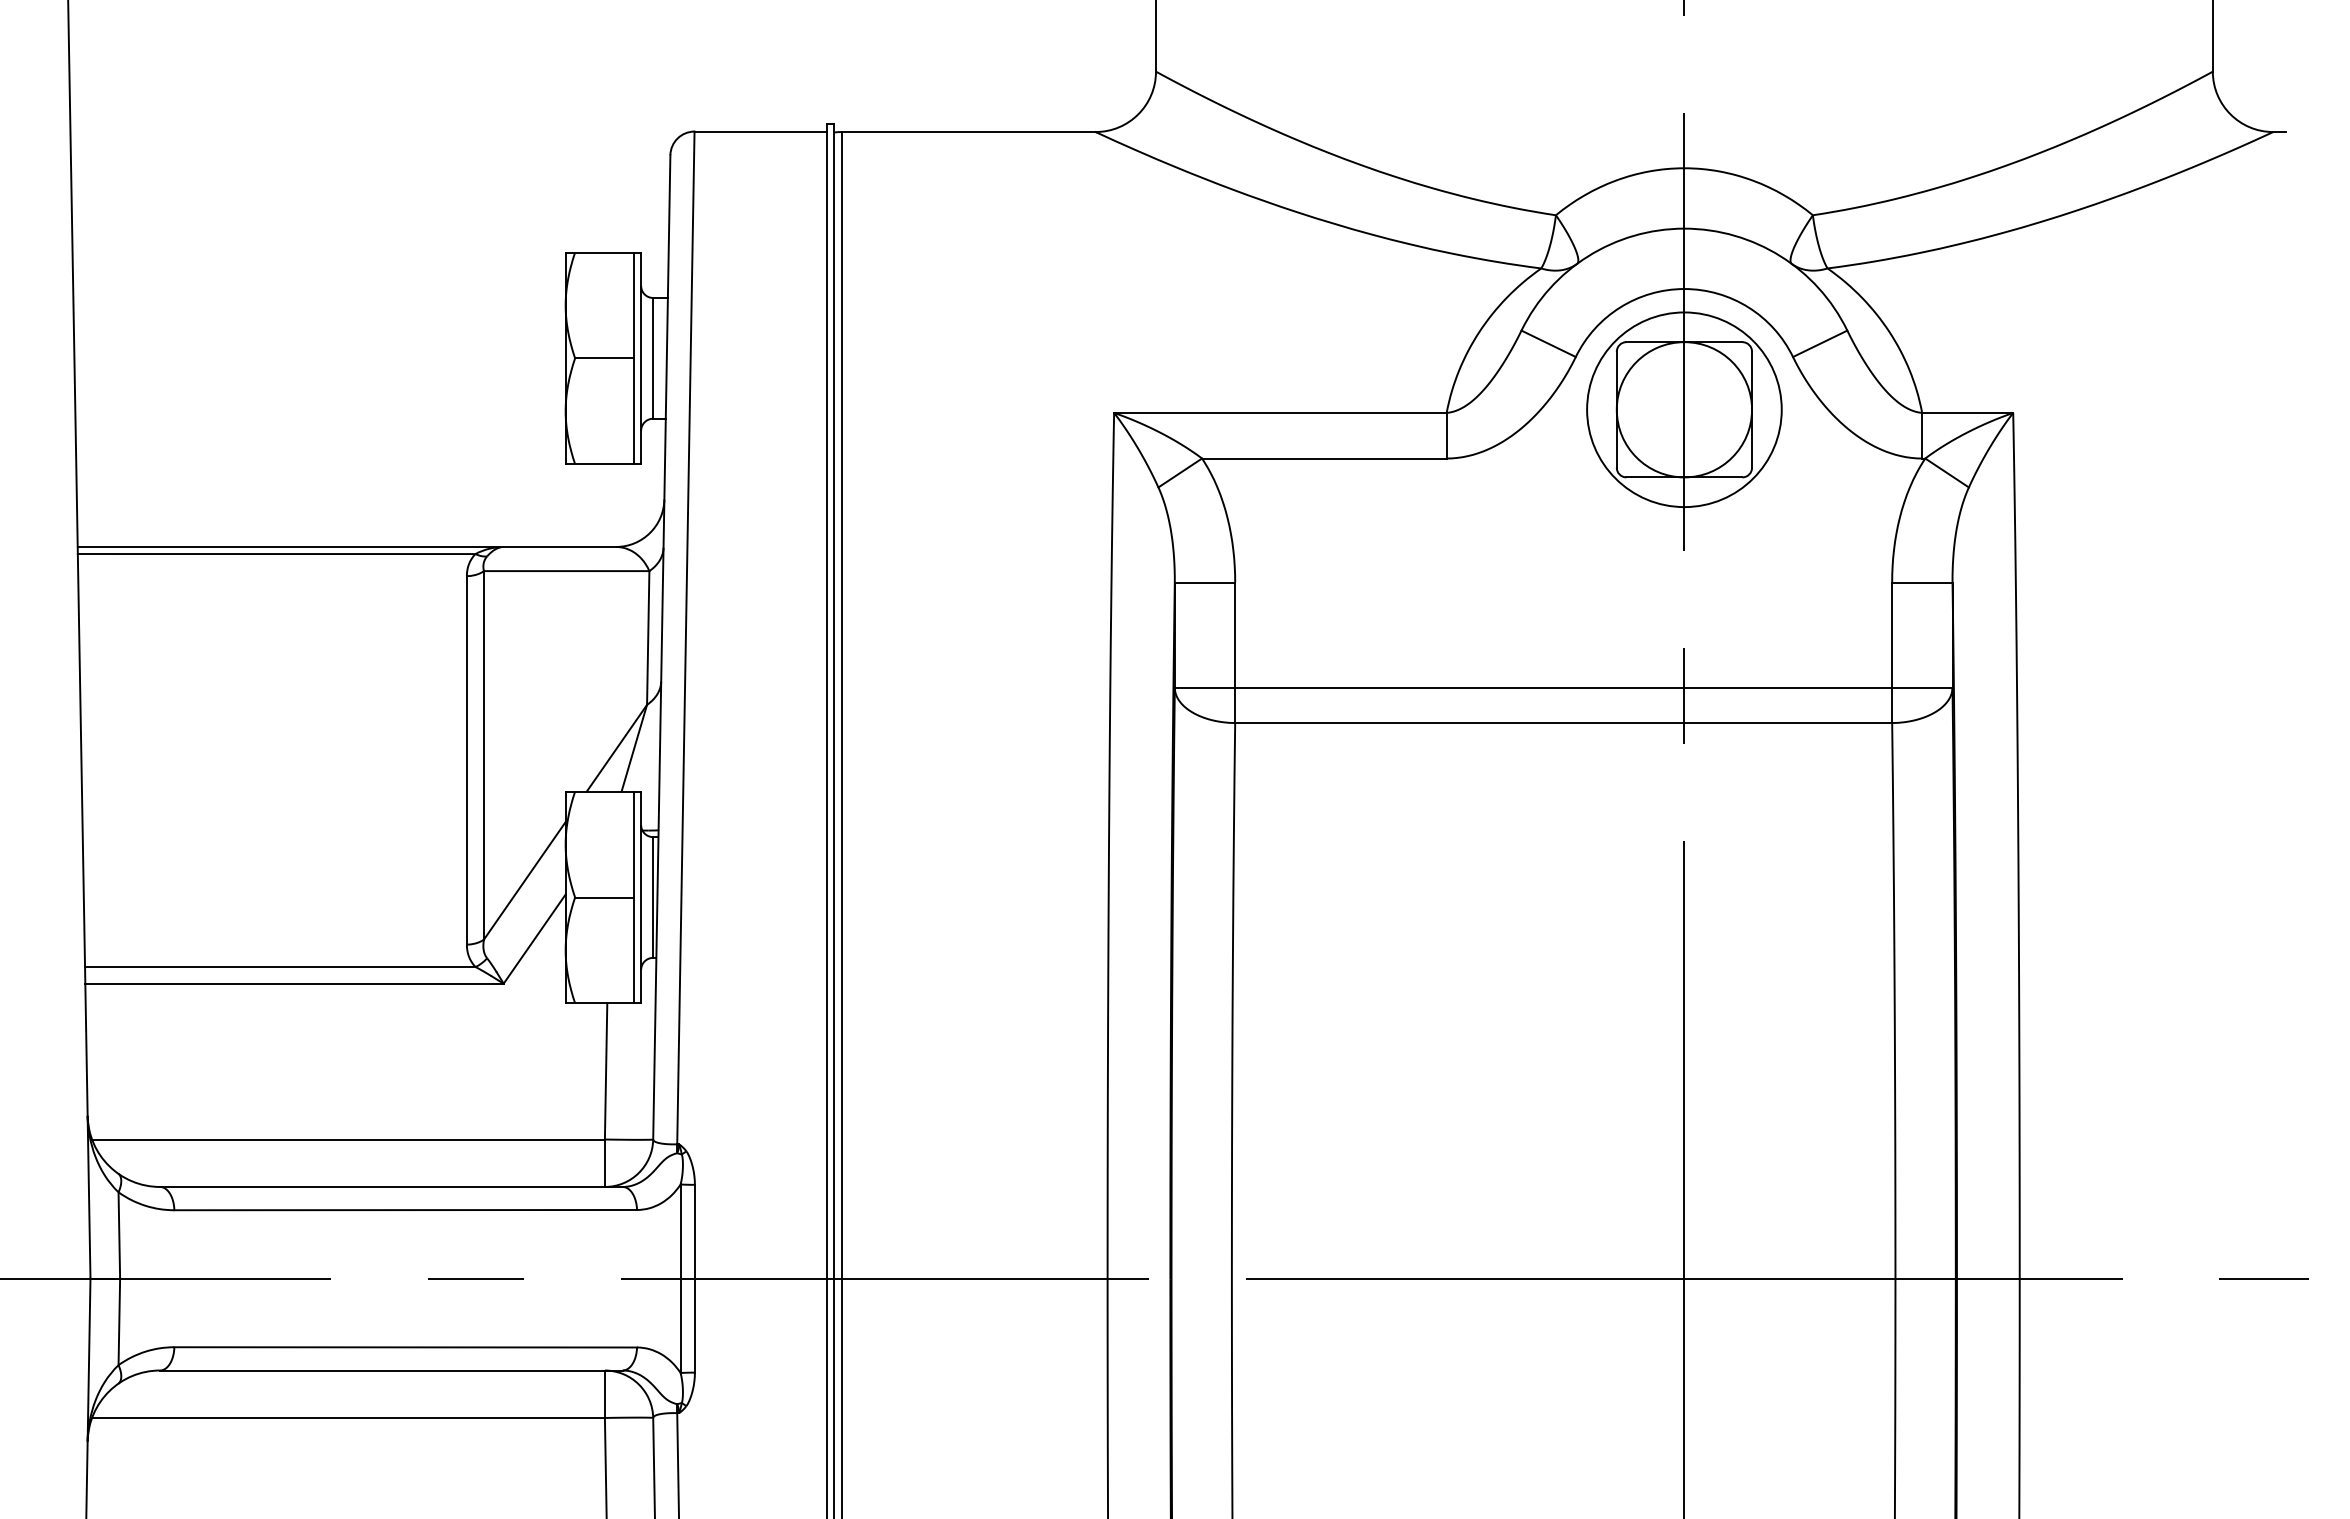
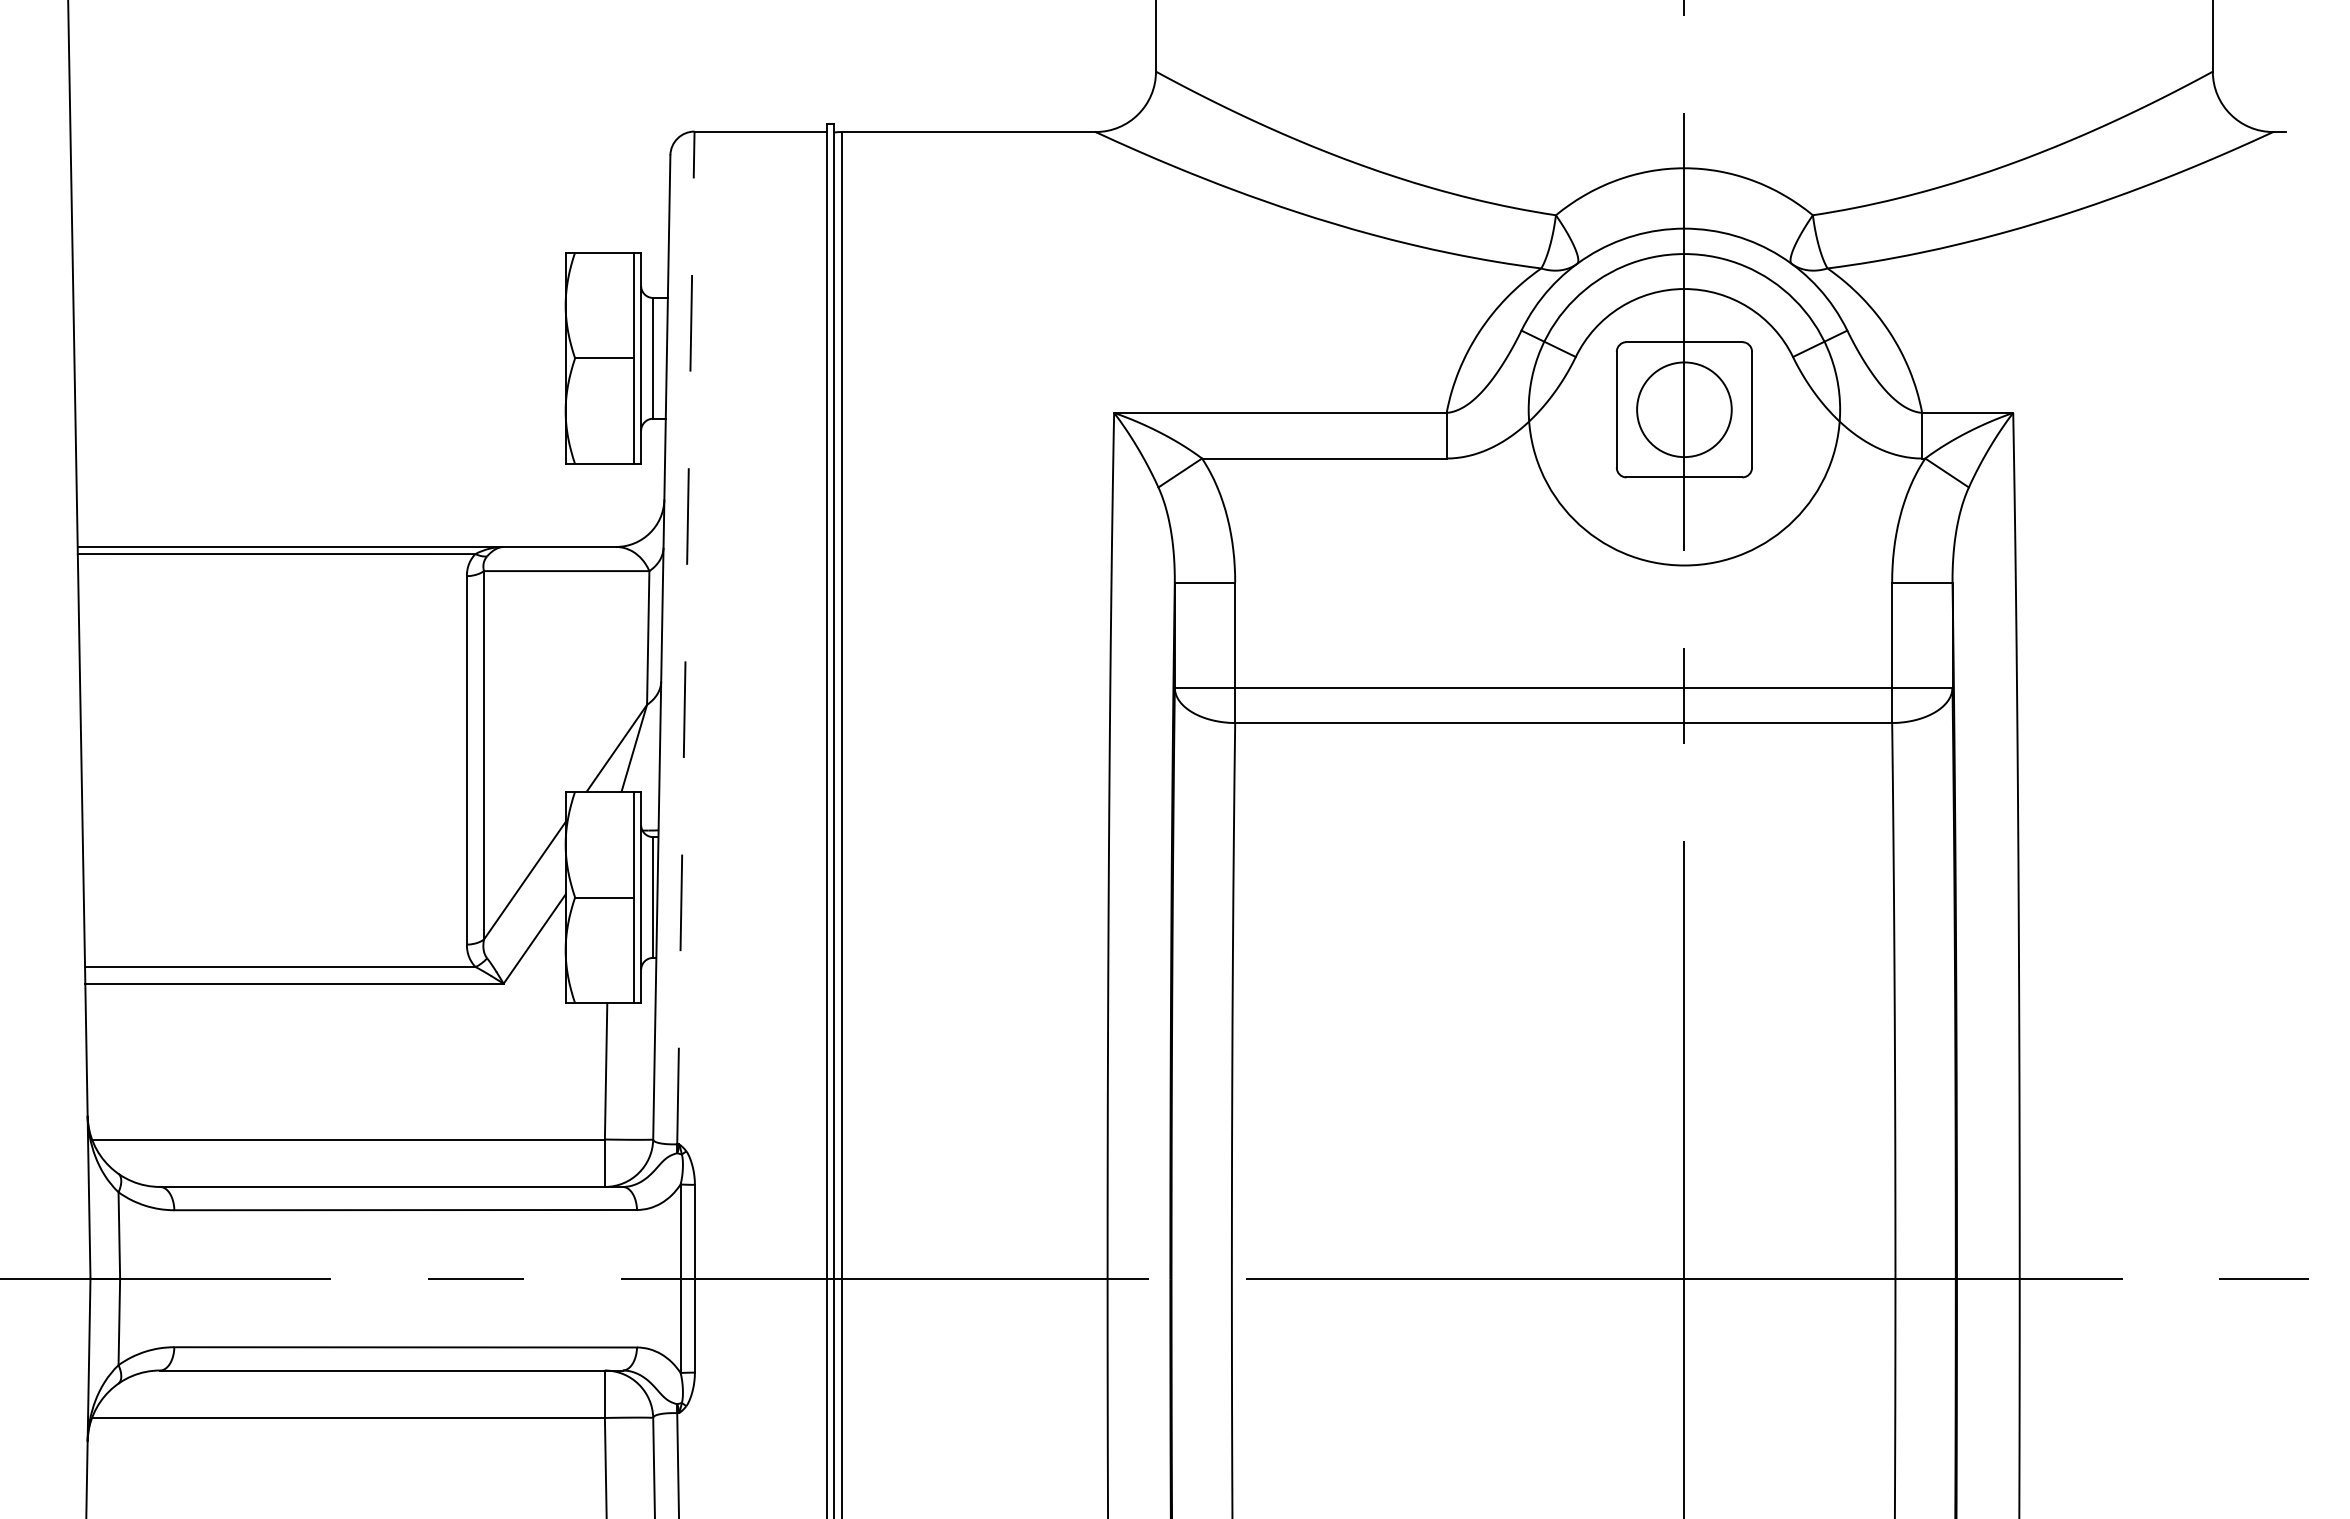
circle diameter: 135 px -> 95 px (1684, 409)
circle diameter: 195 px -> 311 px (1684, 409)
line: solid -> dashed (685, 637)
